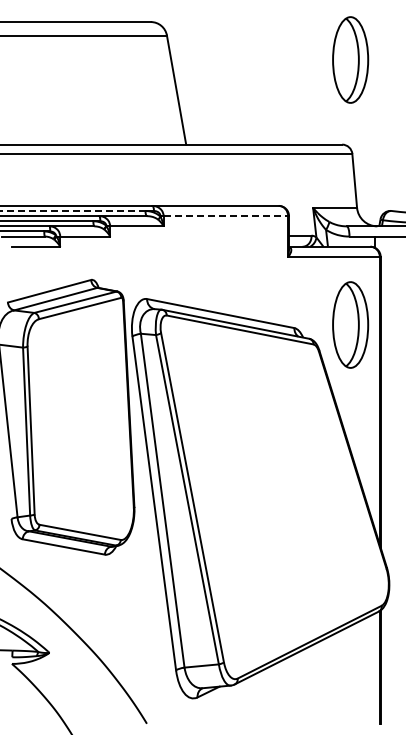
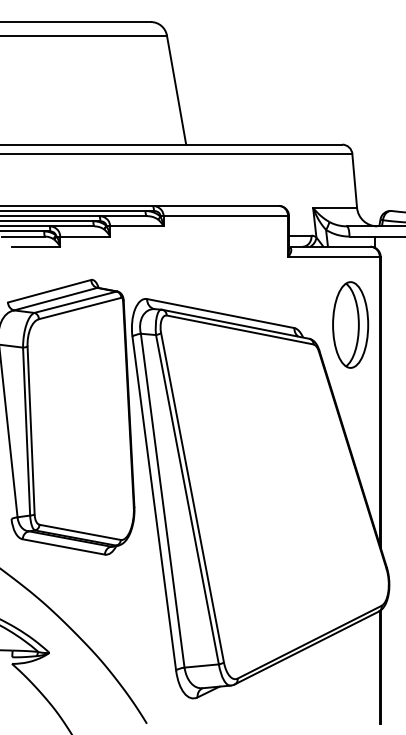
part: present -> none (350, 59)
line: dashed -> solid (72, 211)
line: dashed -> solid (226, 216)
